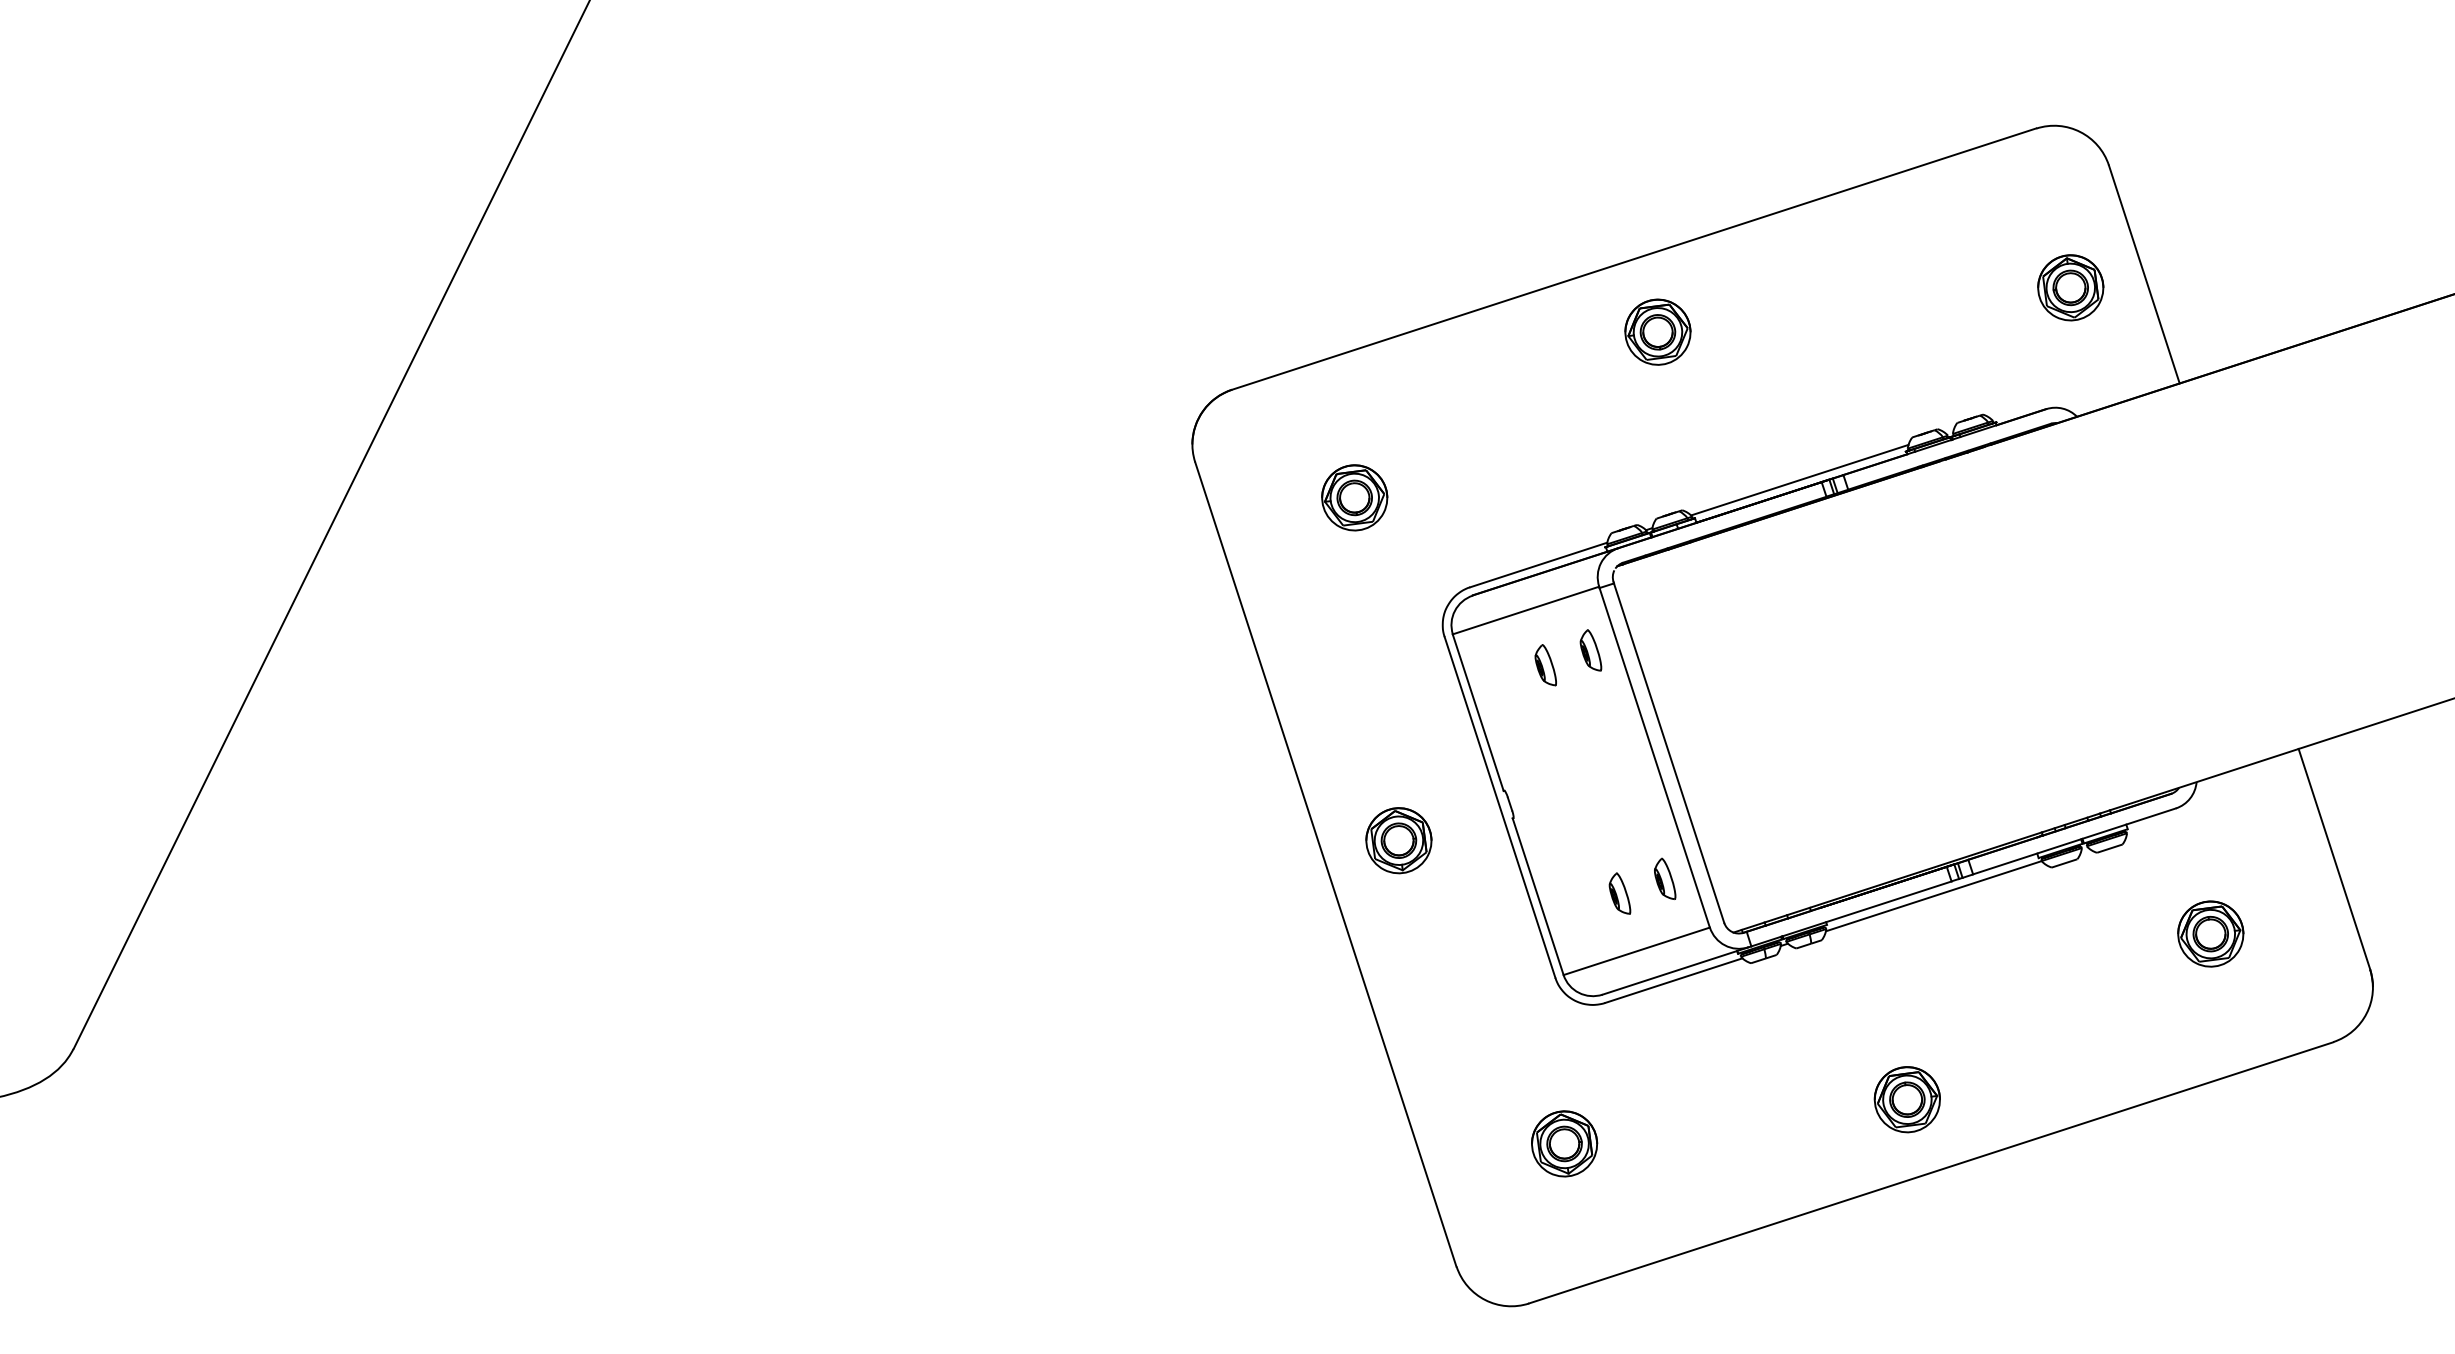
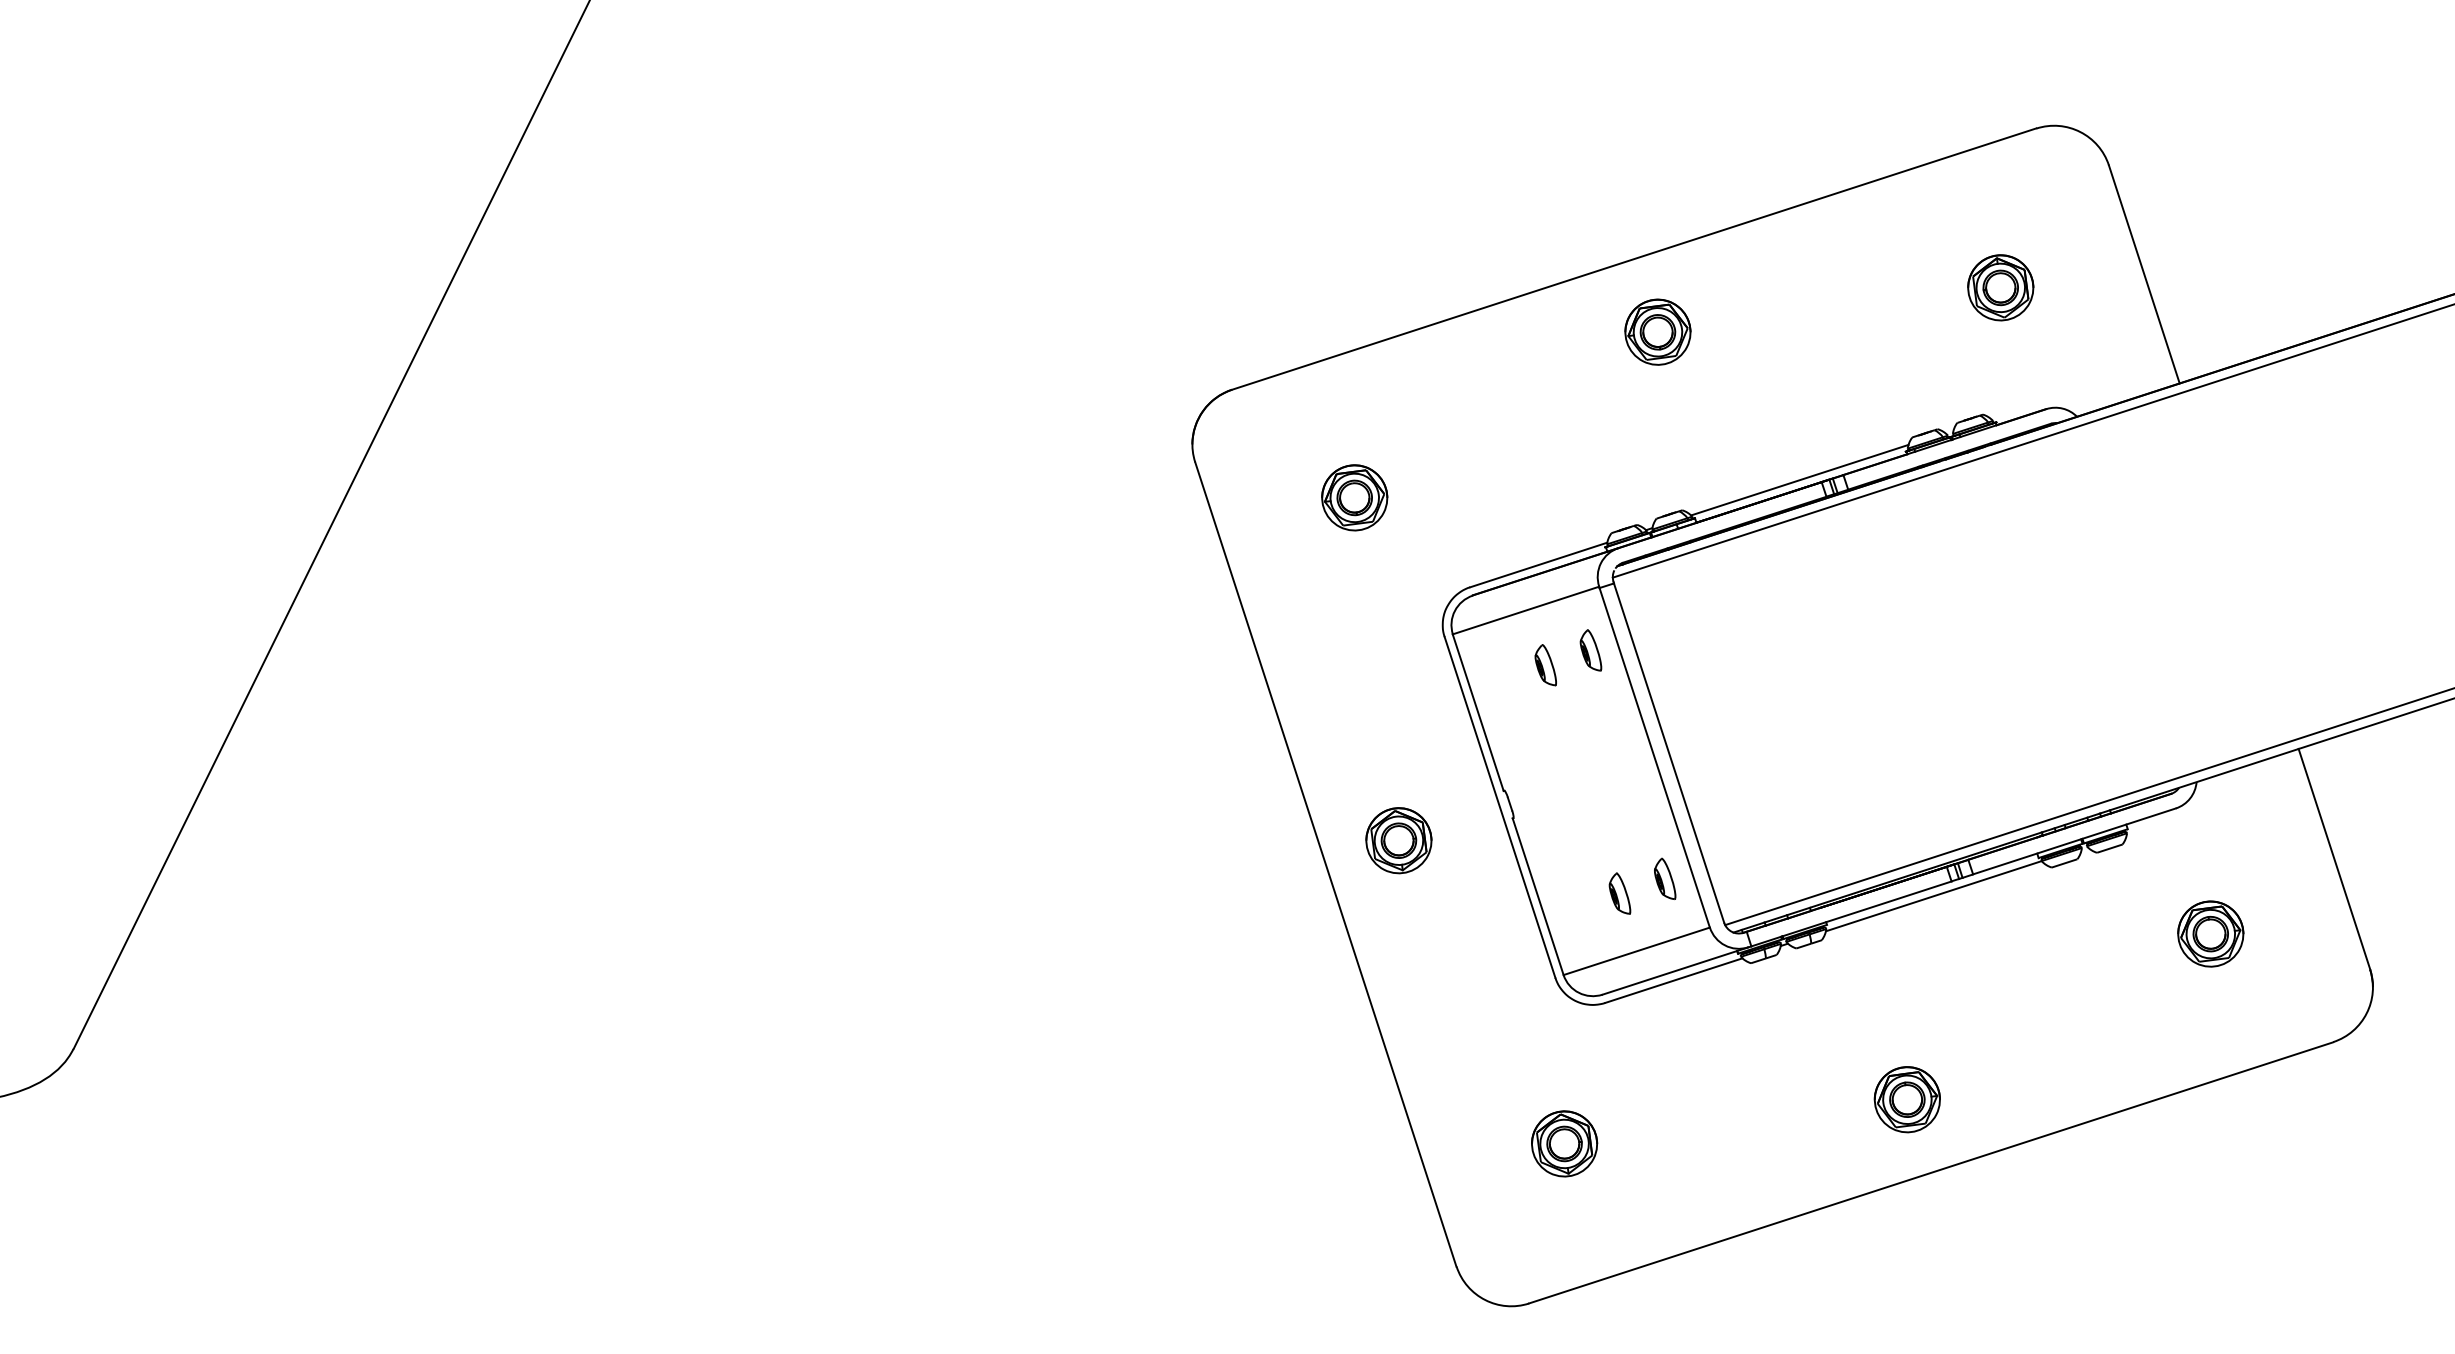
part position: (2070, 287) -> (2000, 287) (2000, 287)
line: none -> present (2031, 441)
line: none -> present (2088, 807)
